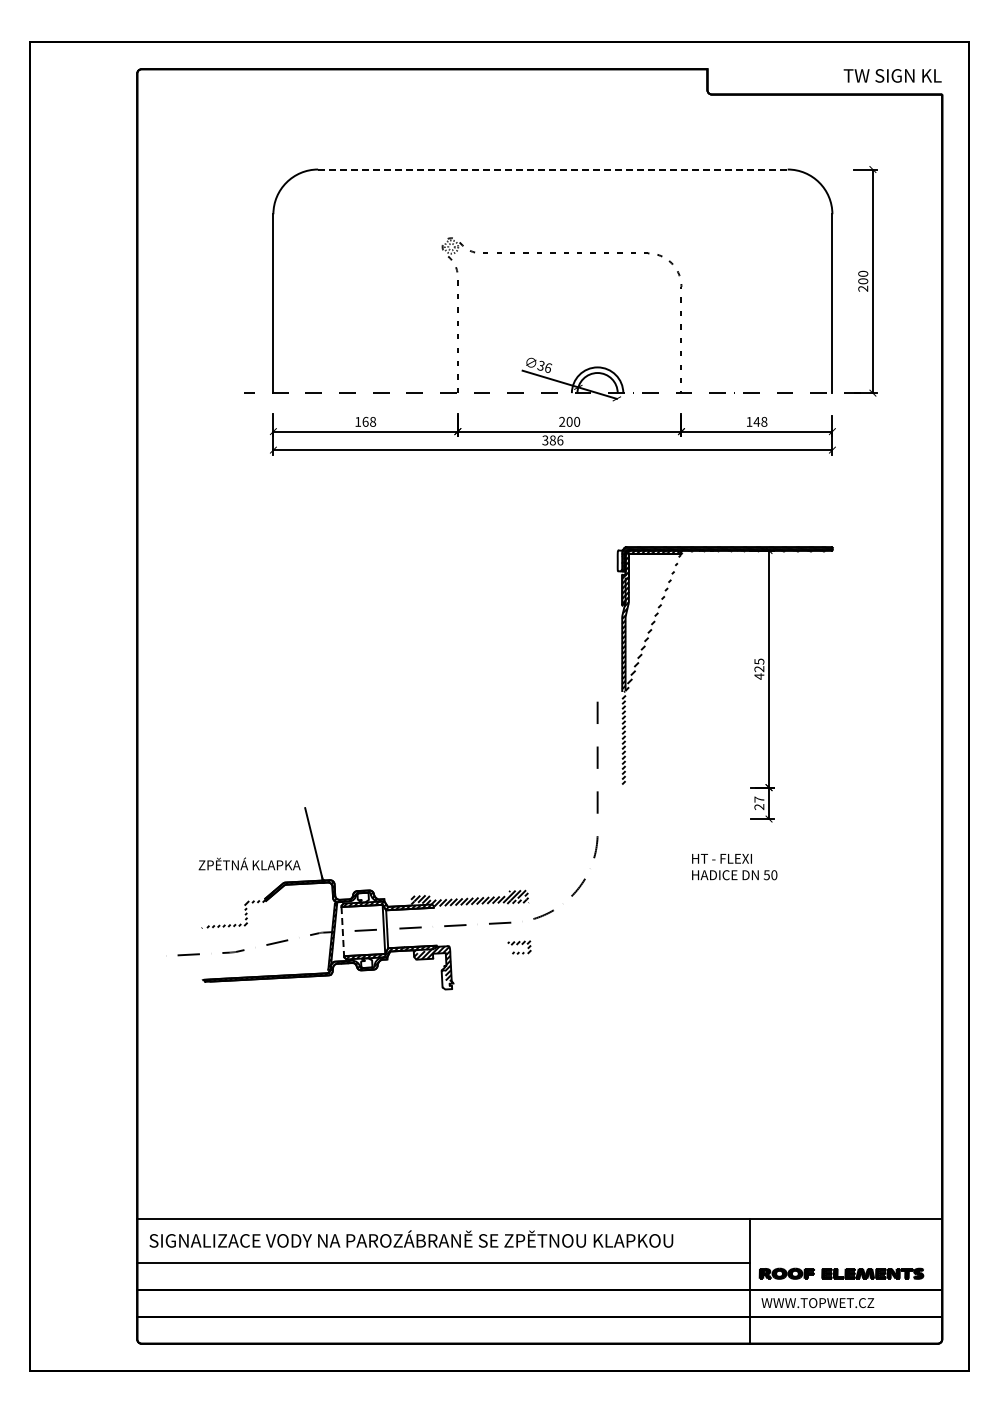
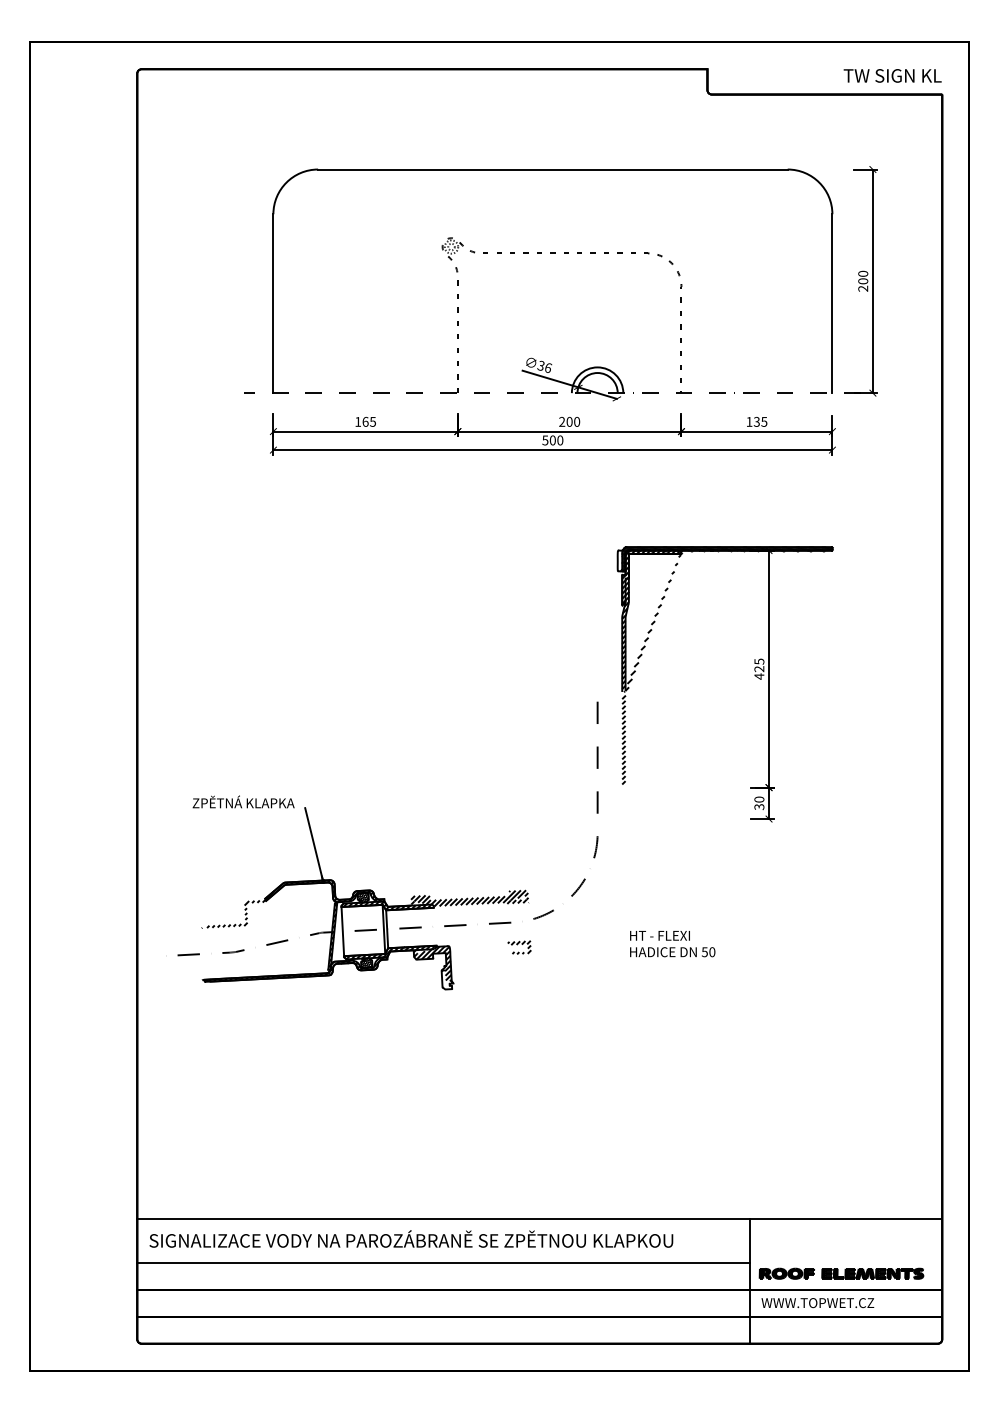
line: dashed -> solid (552, 169)
text: 168 -> 165 (373, 421)
text: 148 -> 135 (760, 421)
text: 386 -> 500 (552, 440)
text: 27 -> 30 (759, 802)
text position: (249, 863) -> (243, 801) (243, 801)
text position: (734, 867) -> (672, 944) (672, 944)
hatch: none -> present (362, 897)
line: dashed -> solid (342, 931)
hatch: none -> present (366, 962)
